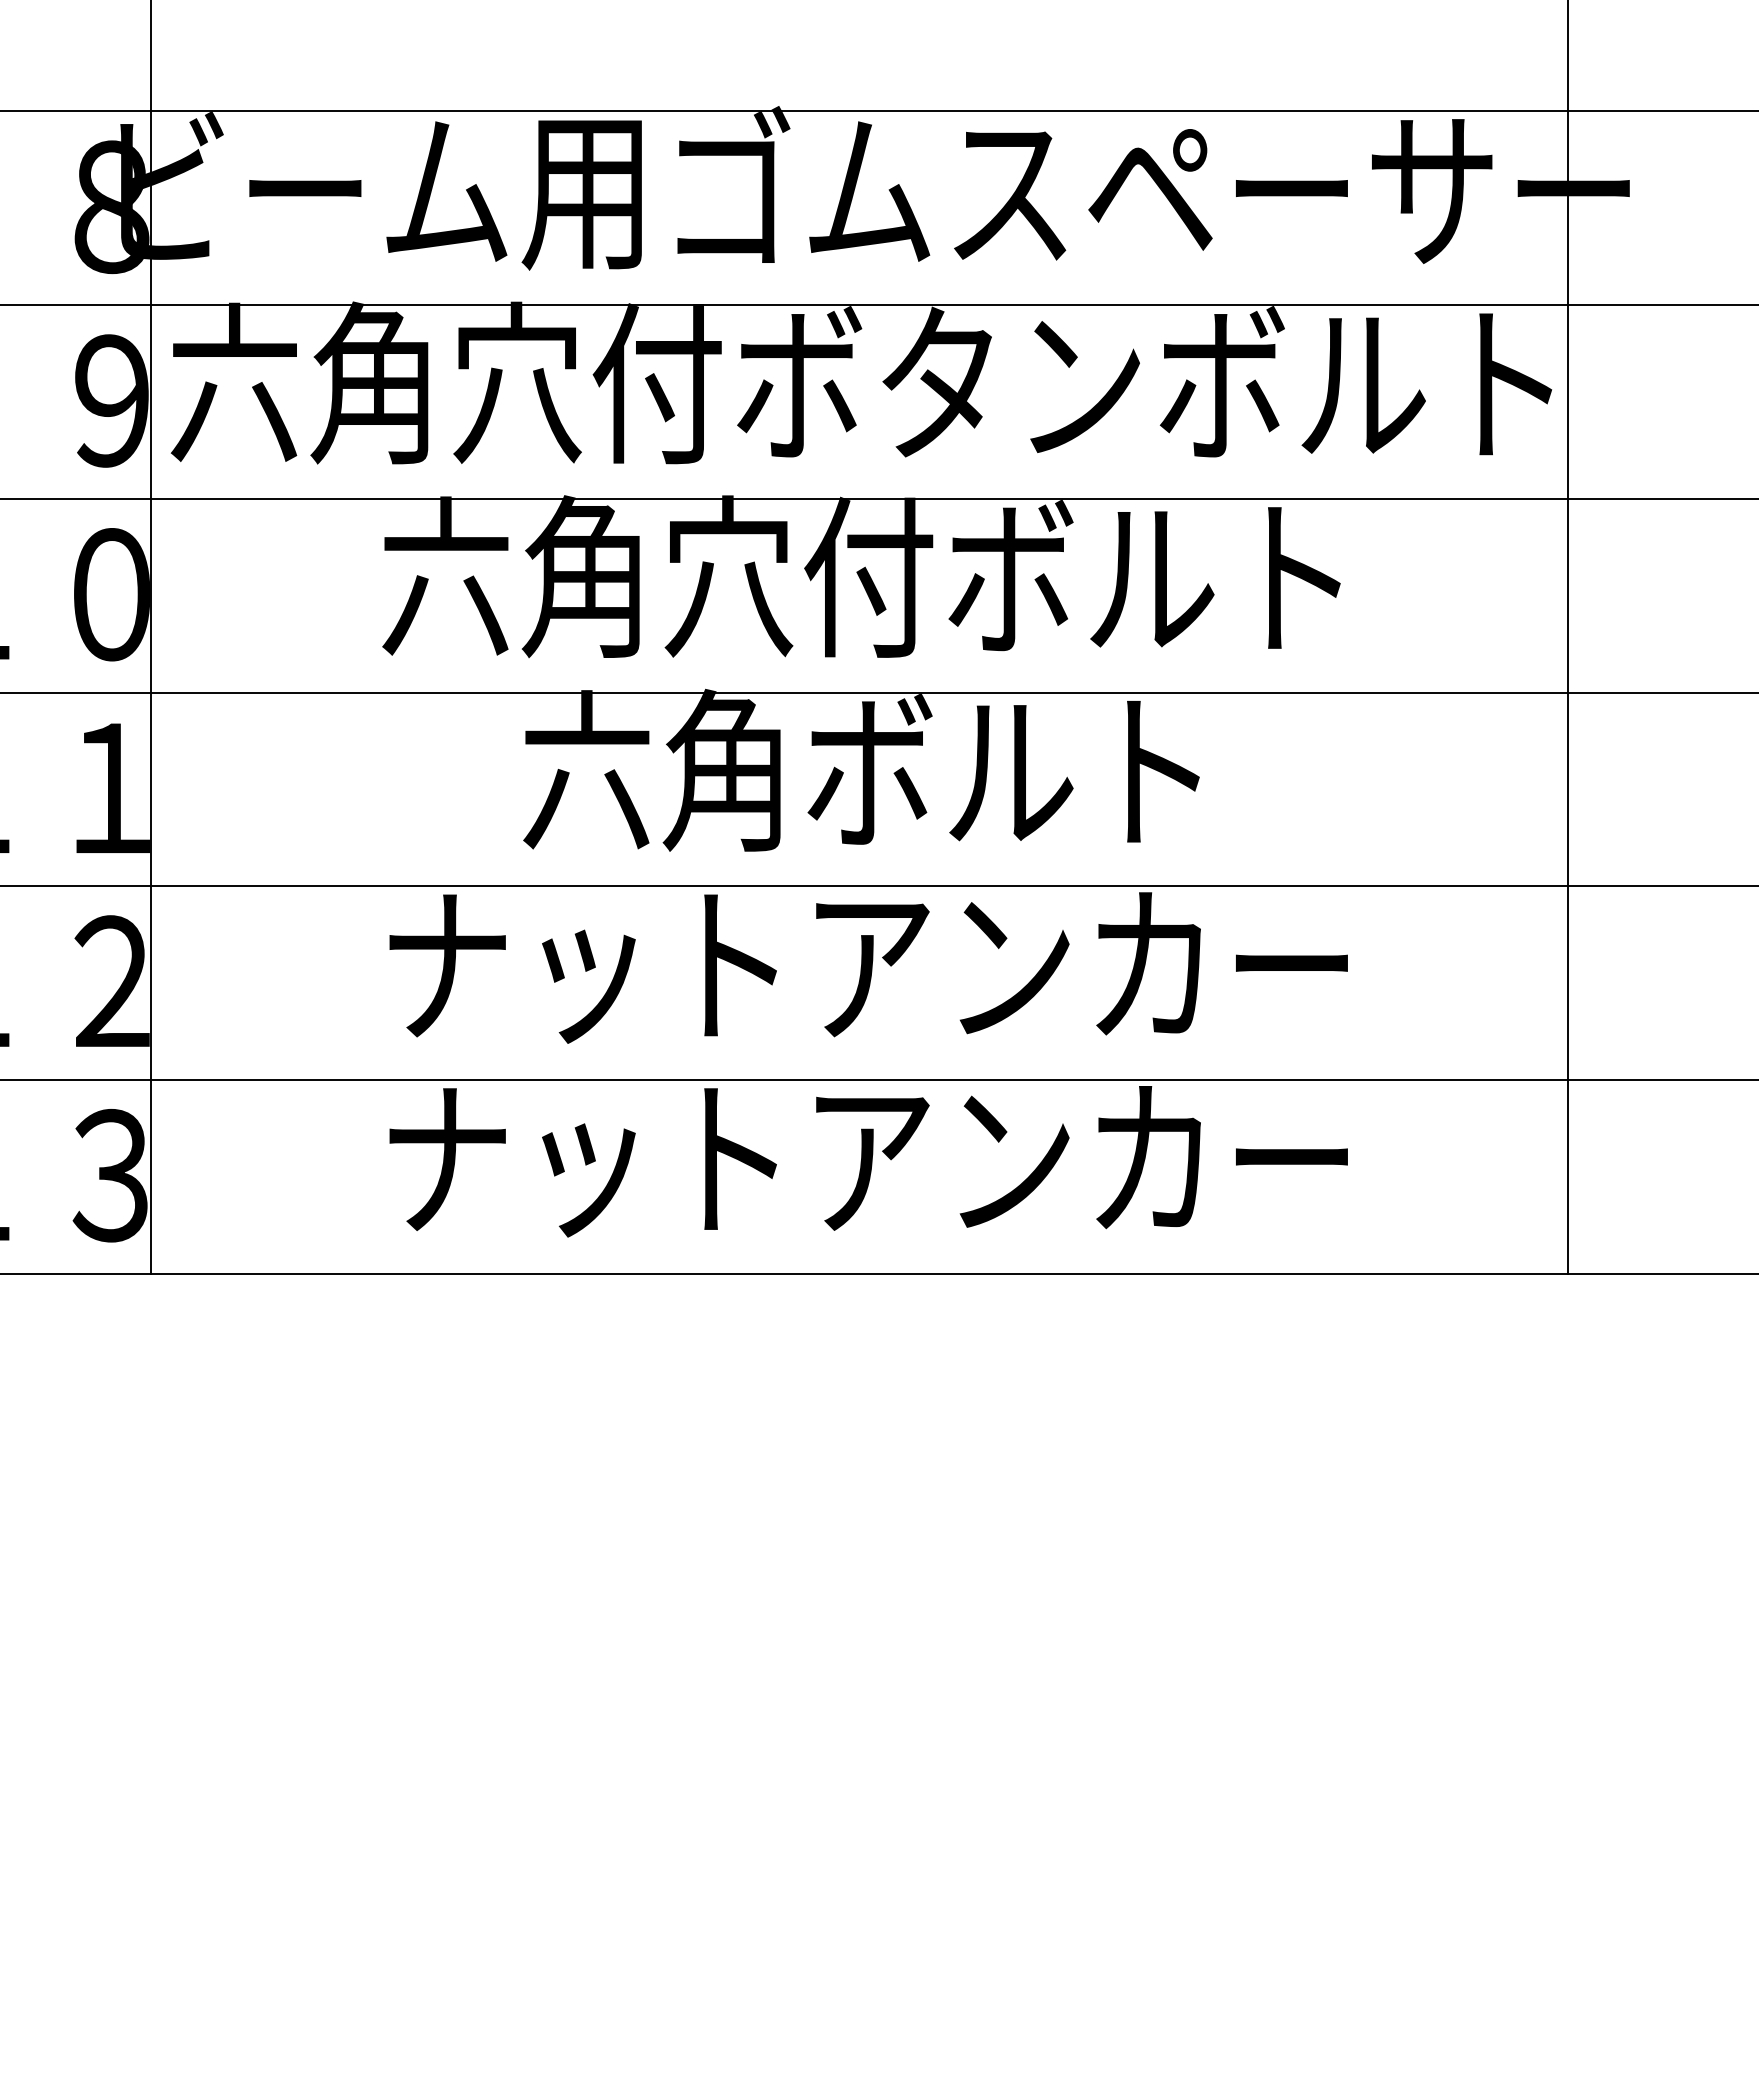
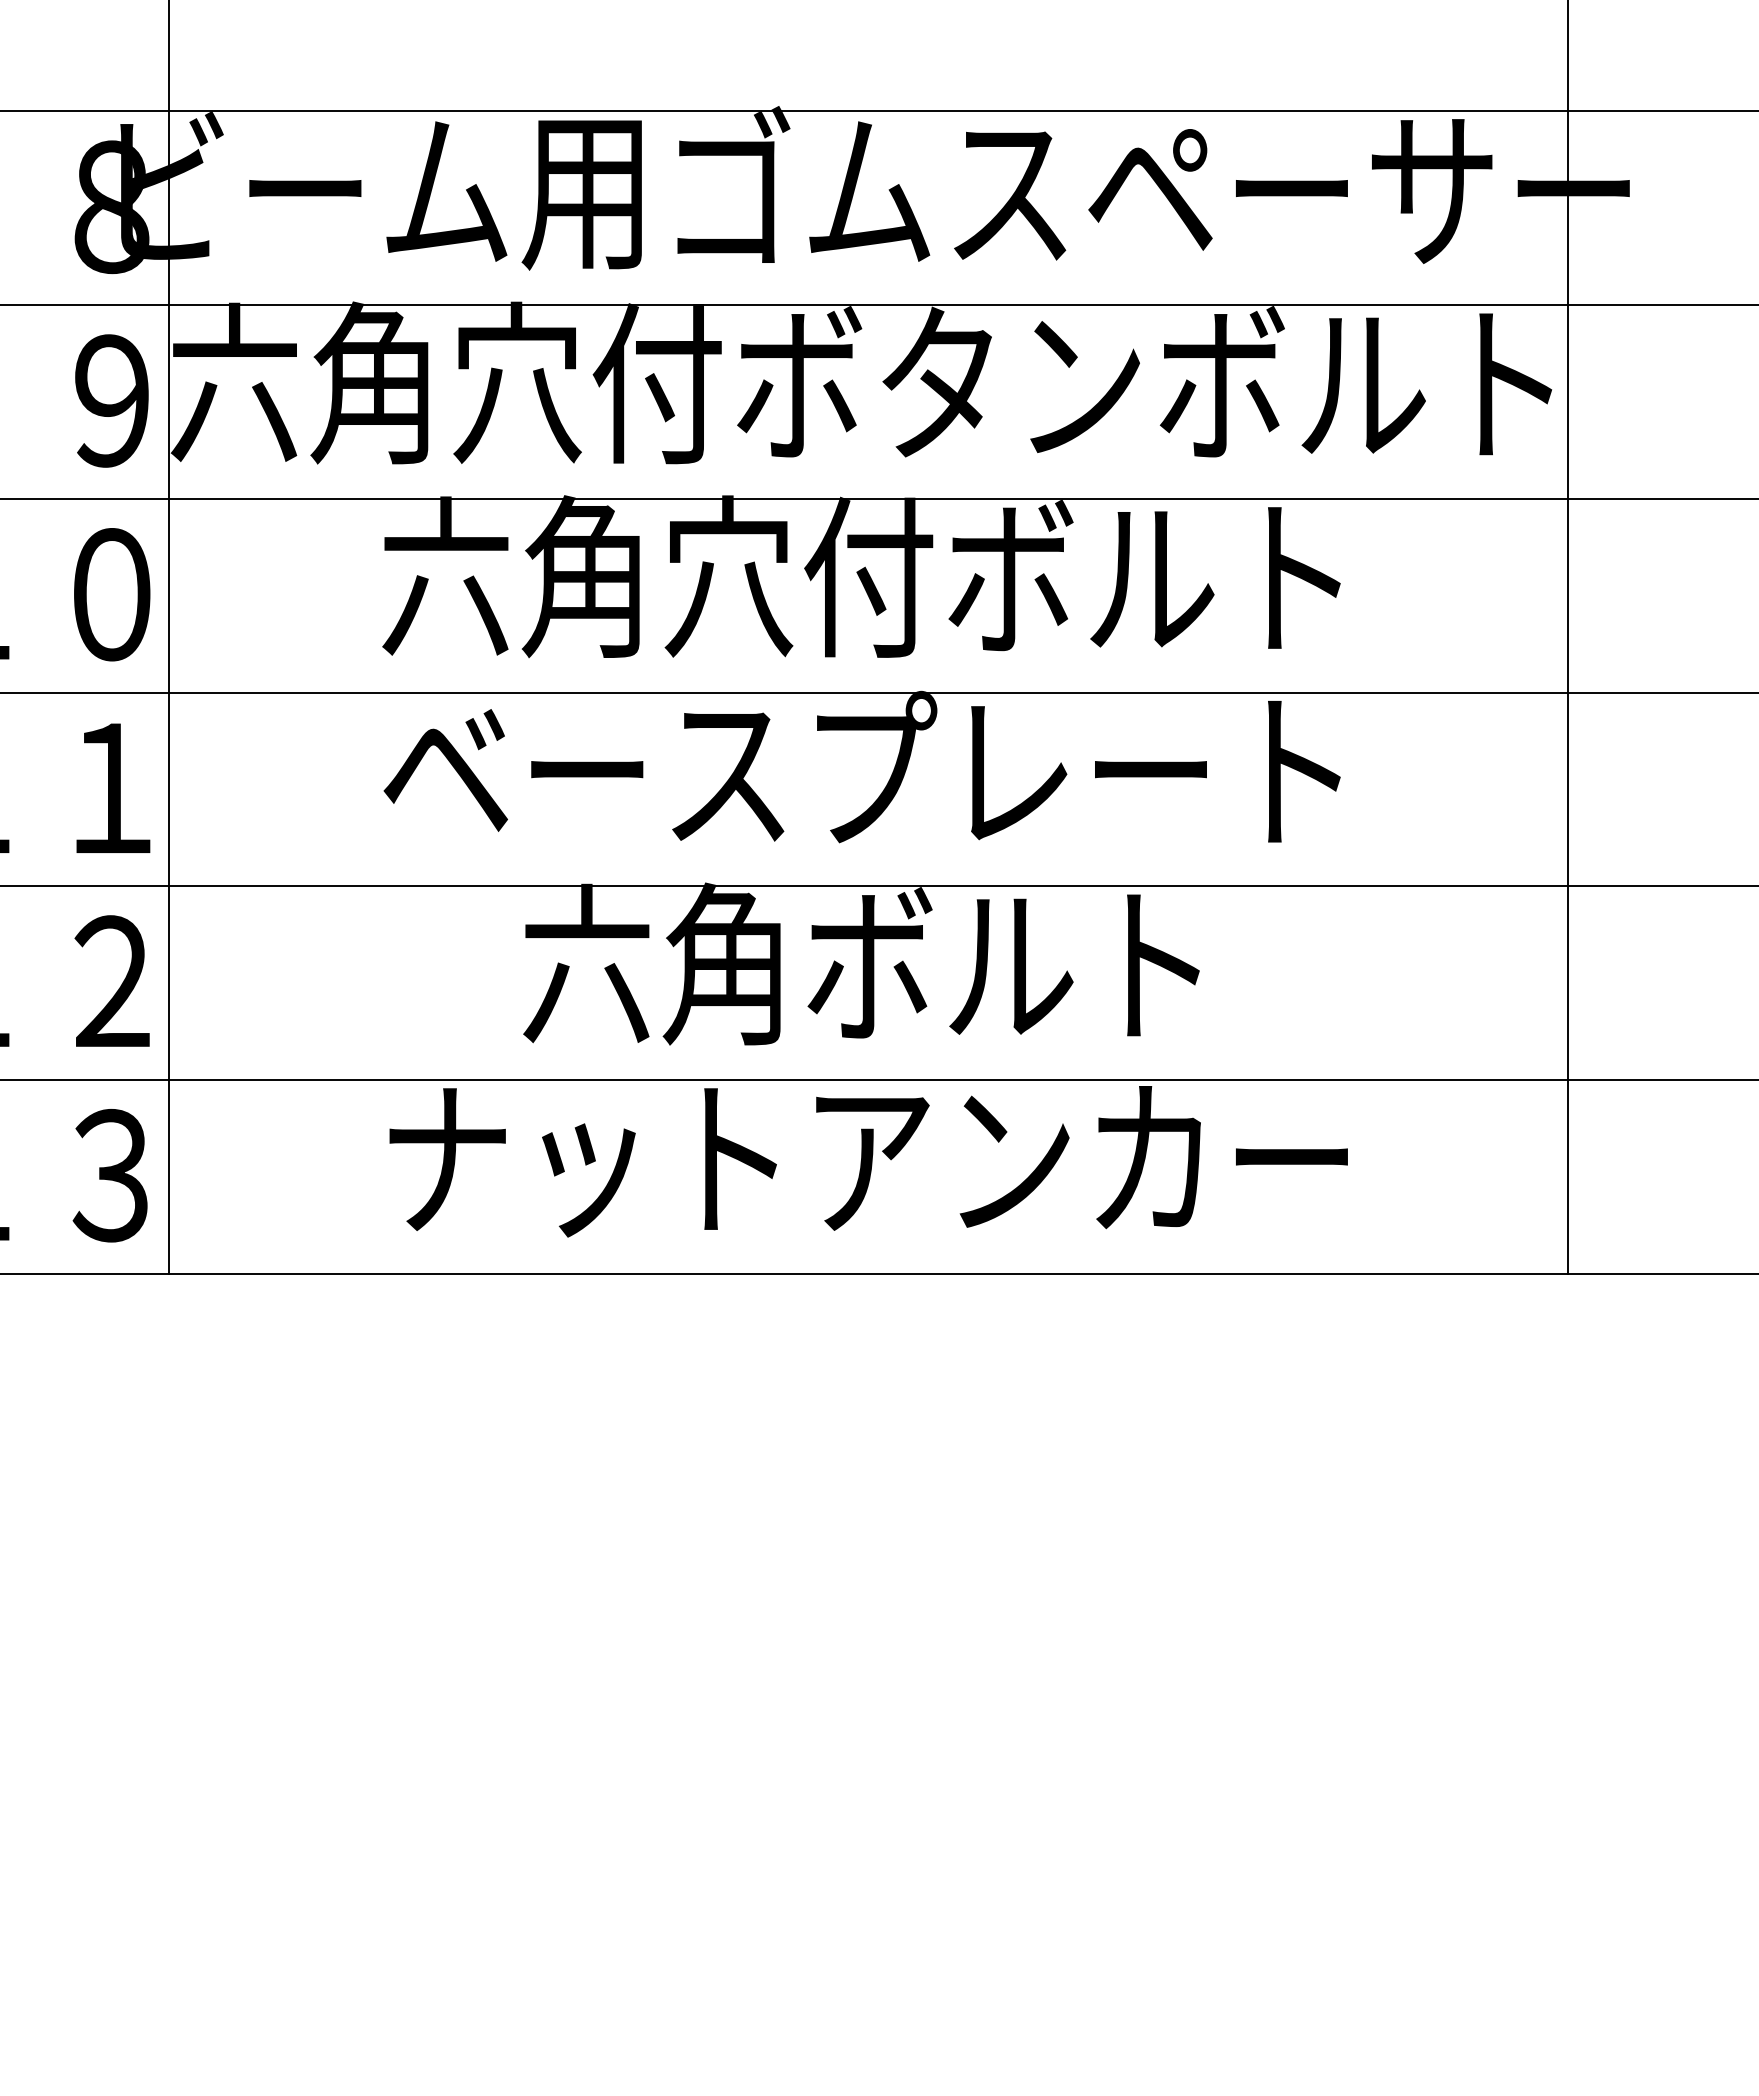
line position: (150, 637) -> (168, 637) (168, 637)
text: 六角ボルト -> ベースプレート (861, 769)
text: ナットアンカー -> 六角ボルト (868, 963)
